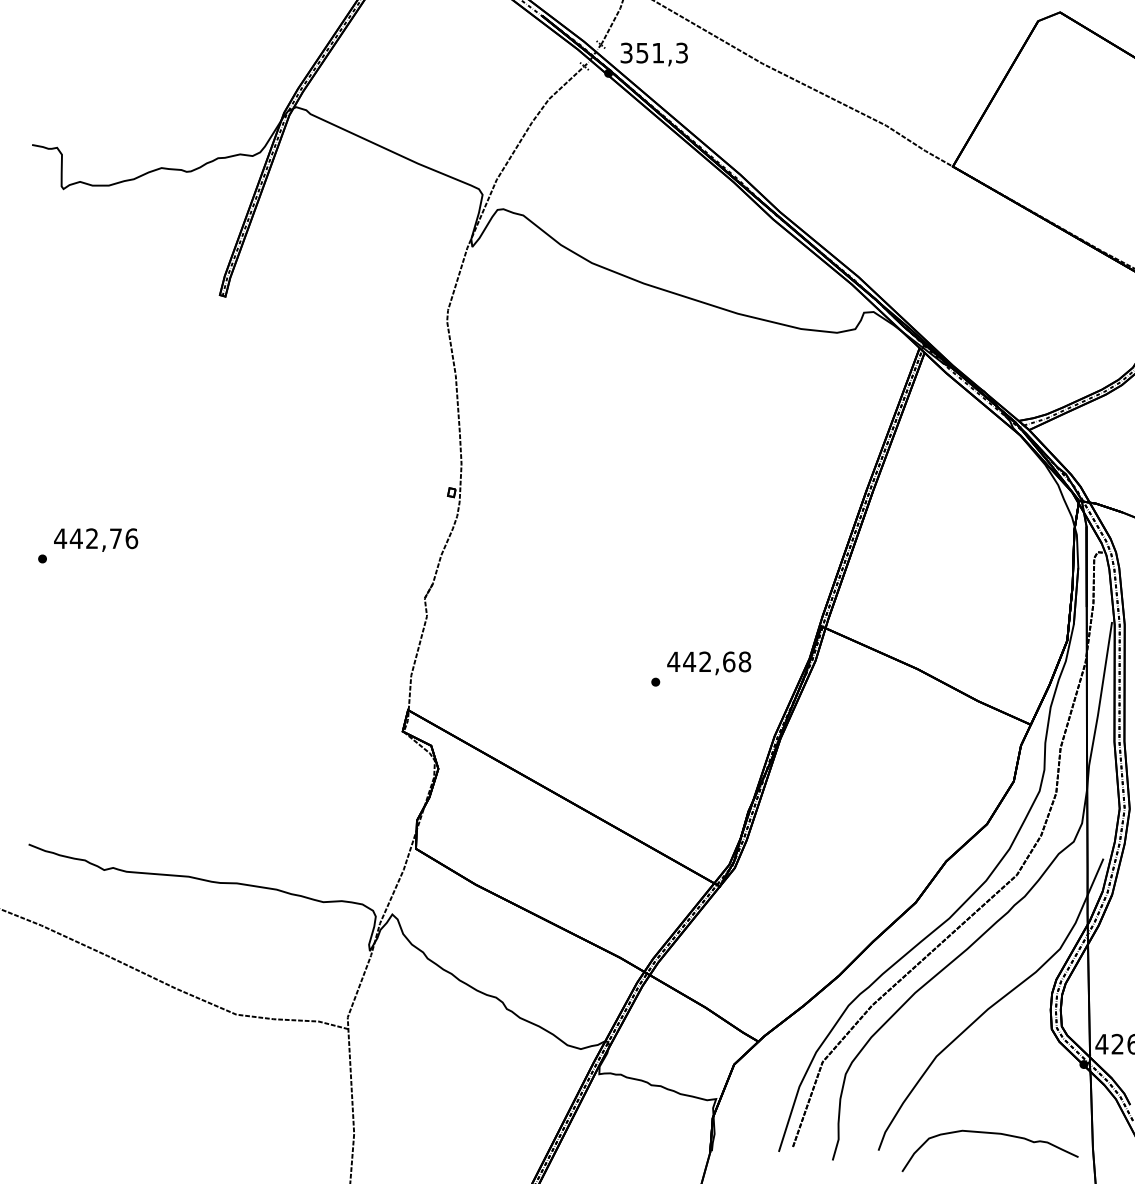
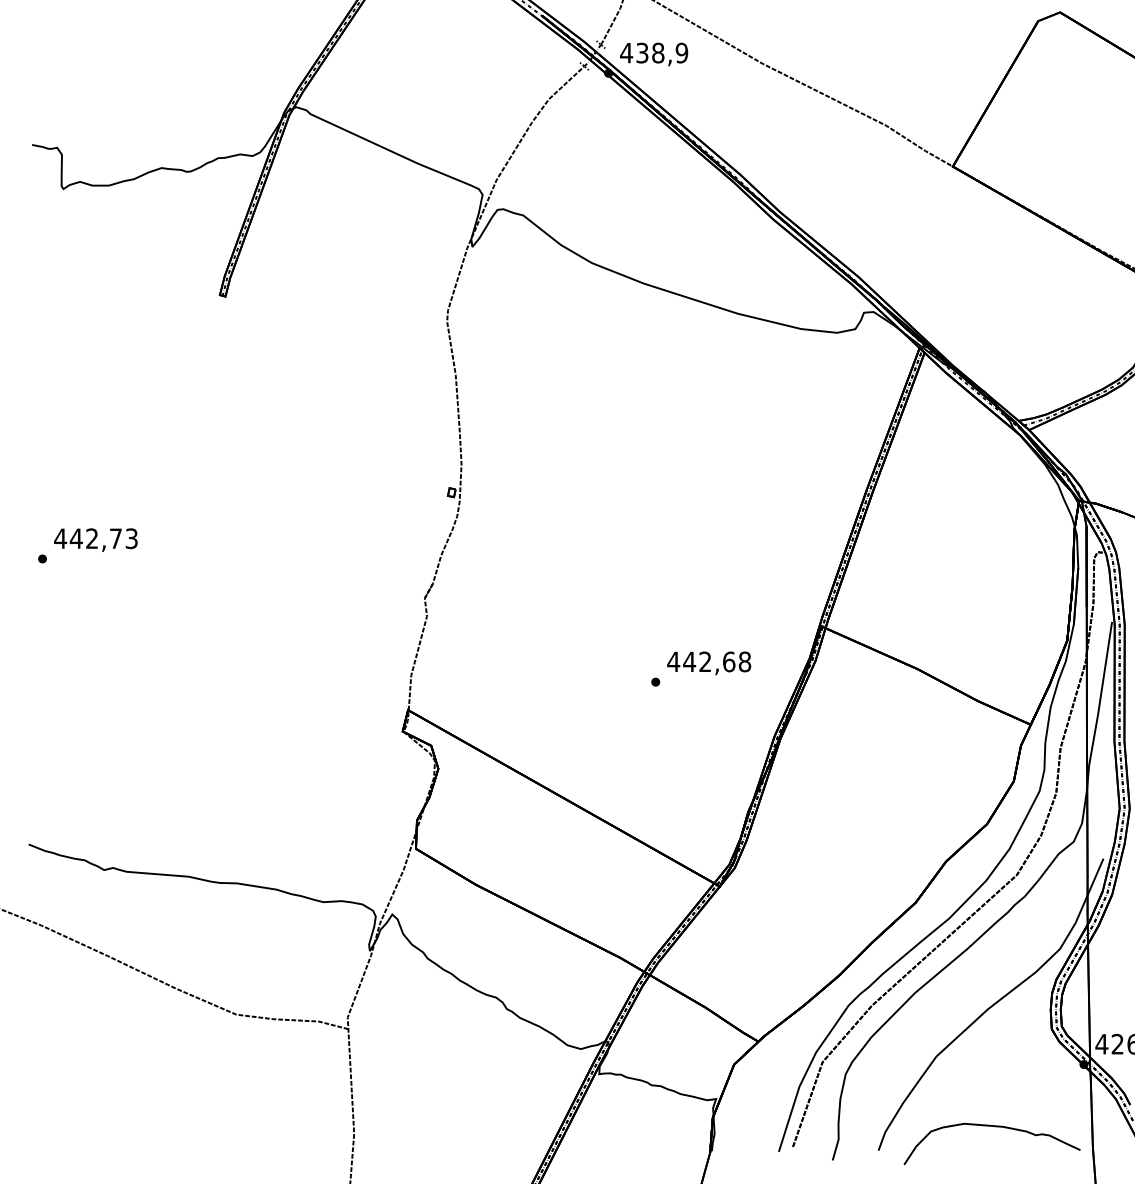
text: 351,3 -> 438,9 (654, 52)
text: 442,76 -> 442,73 (131, 538)
curve position: (993, 1134) -> (995, 1127) (995, 1127)
